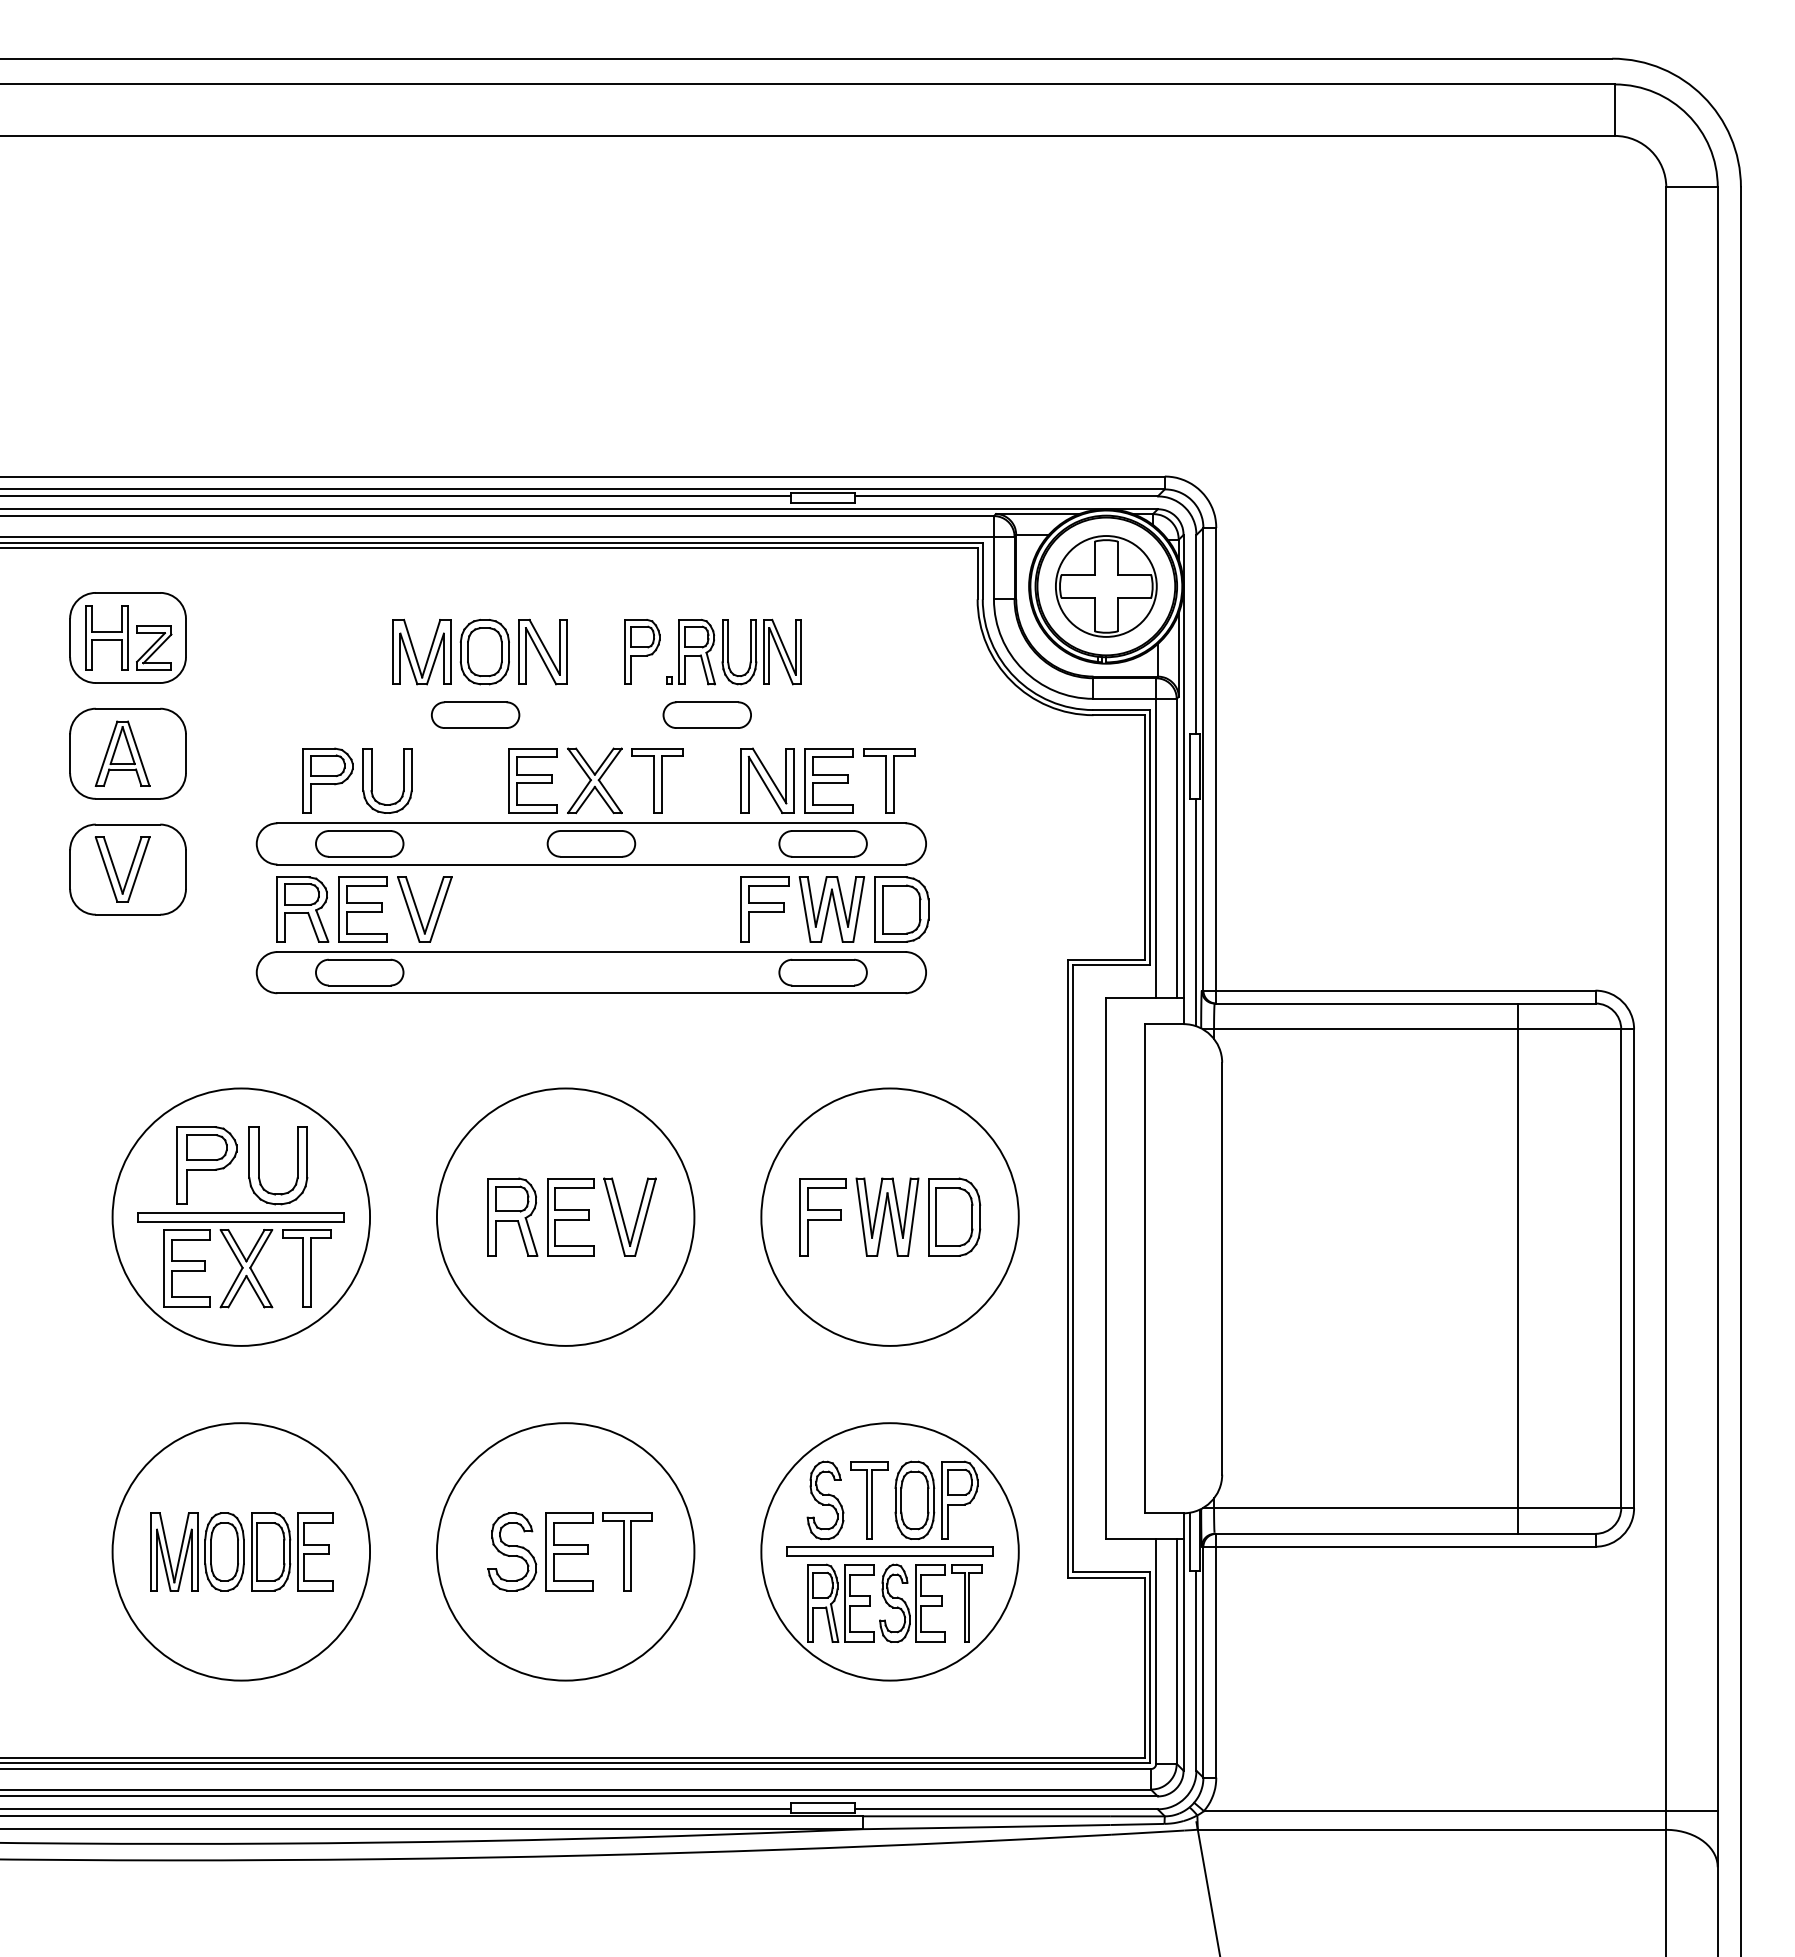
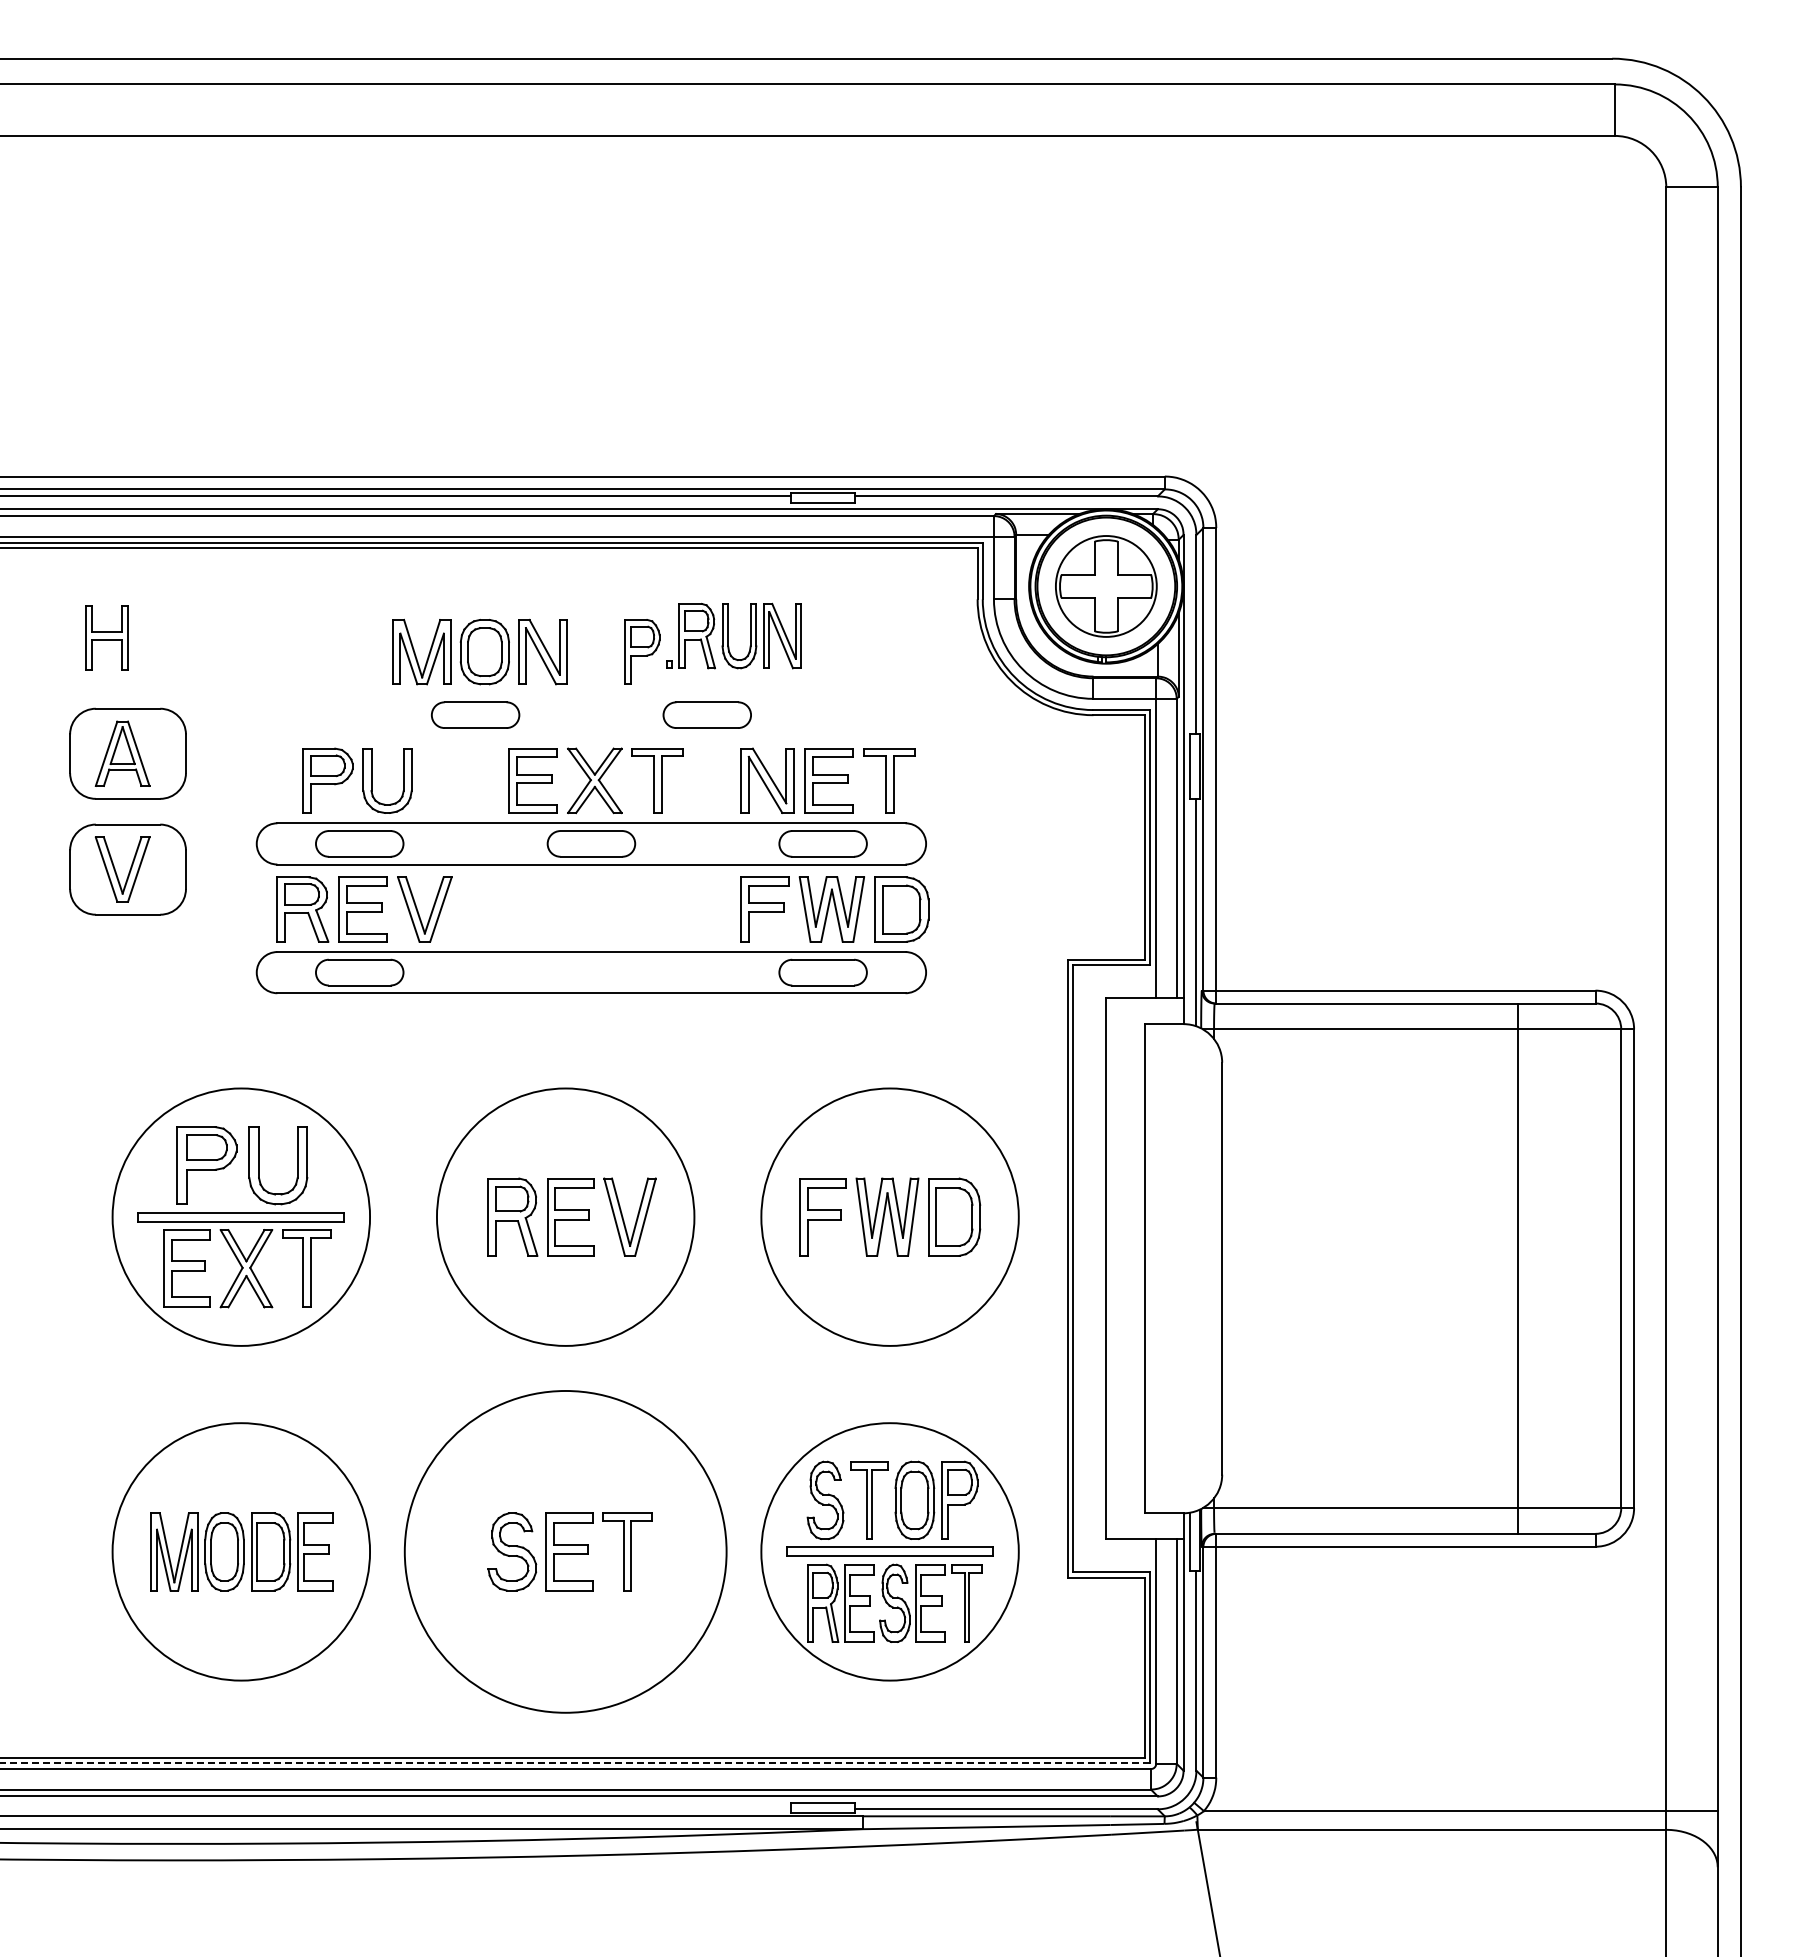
part: present -> none (127, 637)
part position: (733, 651) -> (733, 635) (733, 635)
circle diameter: 257 px -> 322 px (565, 1551)
line: solid -> dashed (575, 1763)
line: present -> none (396, 1809)
